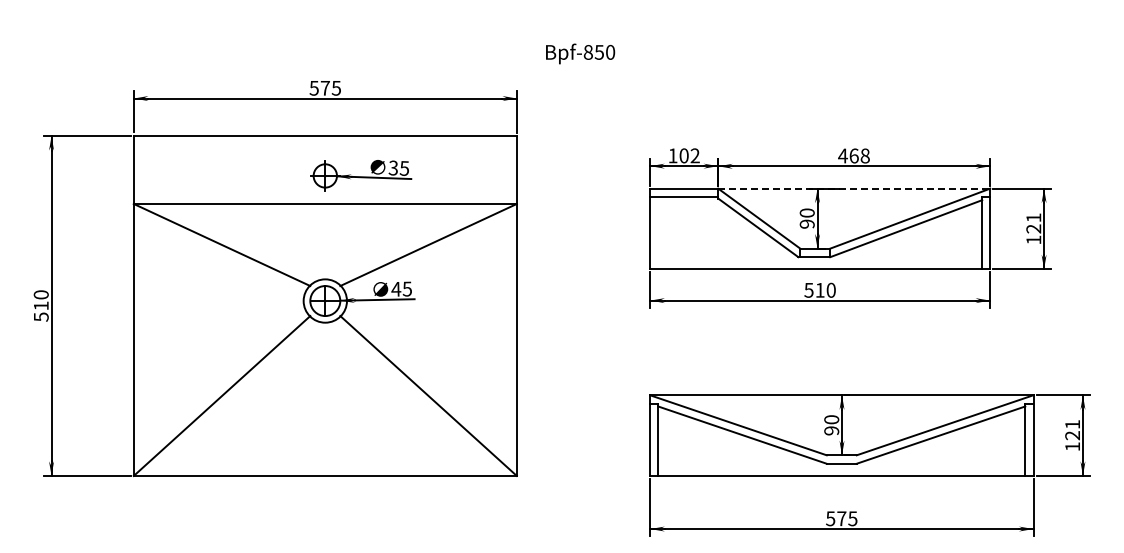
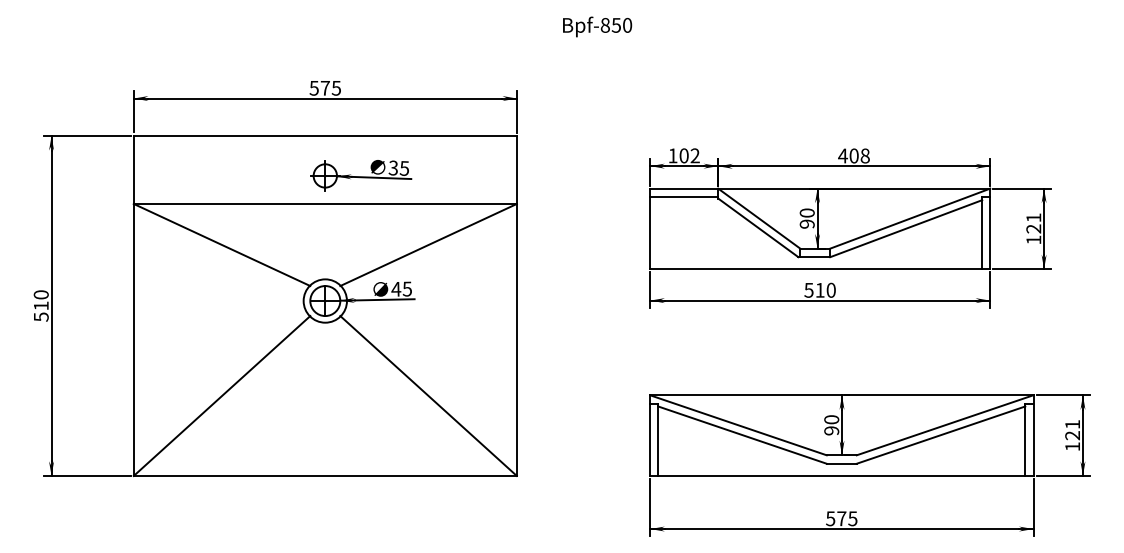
text position: (580, 53) -> (597, 26) (597, 26)
text: 468 -> 408 (853, 155)
line: dashed -> solid (854, 188)
